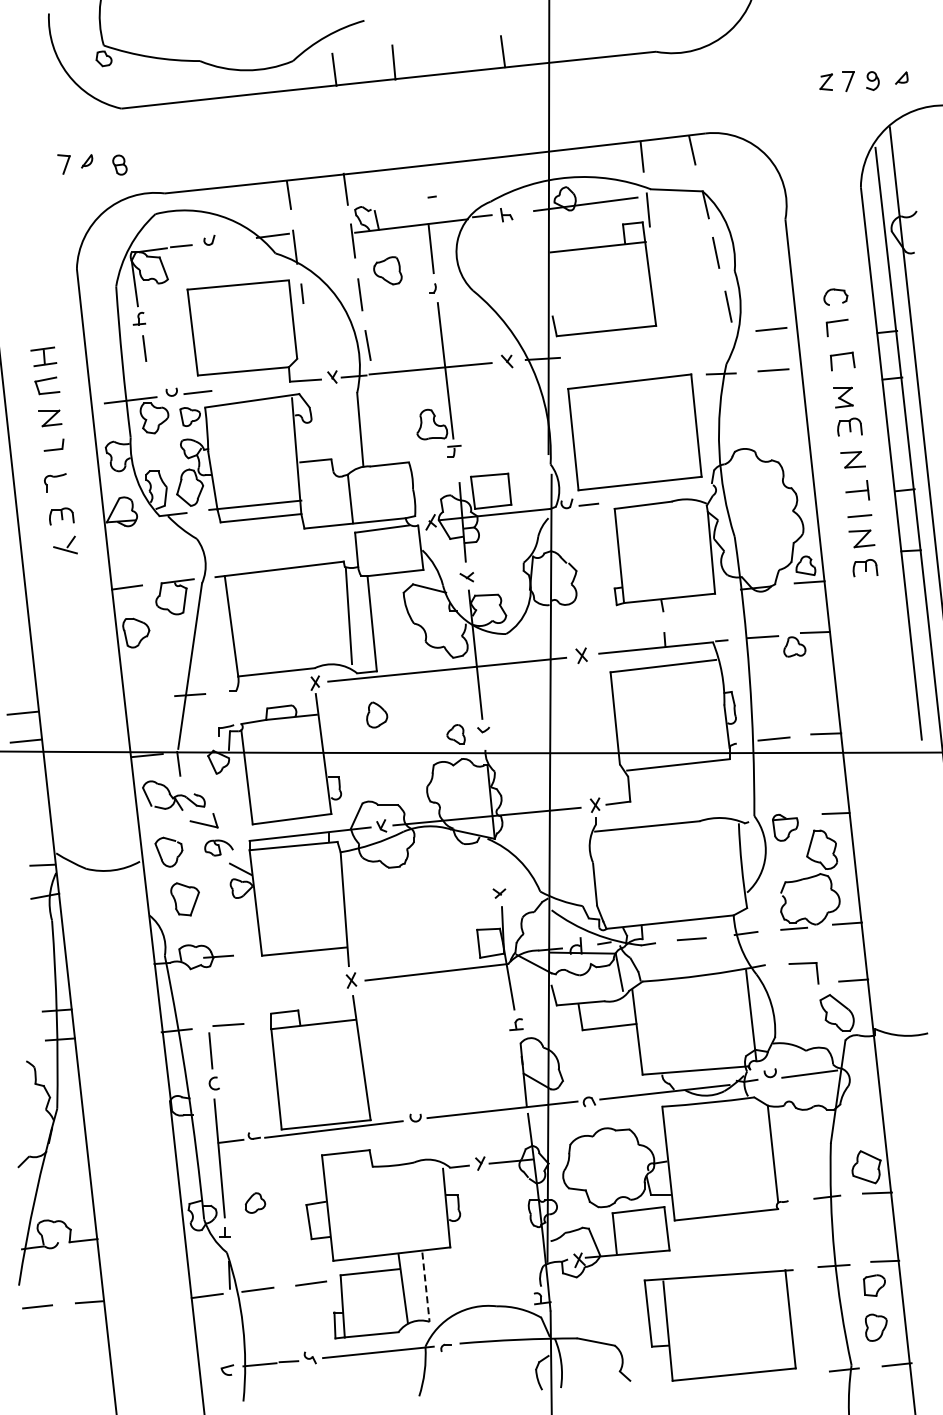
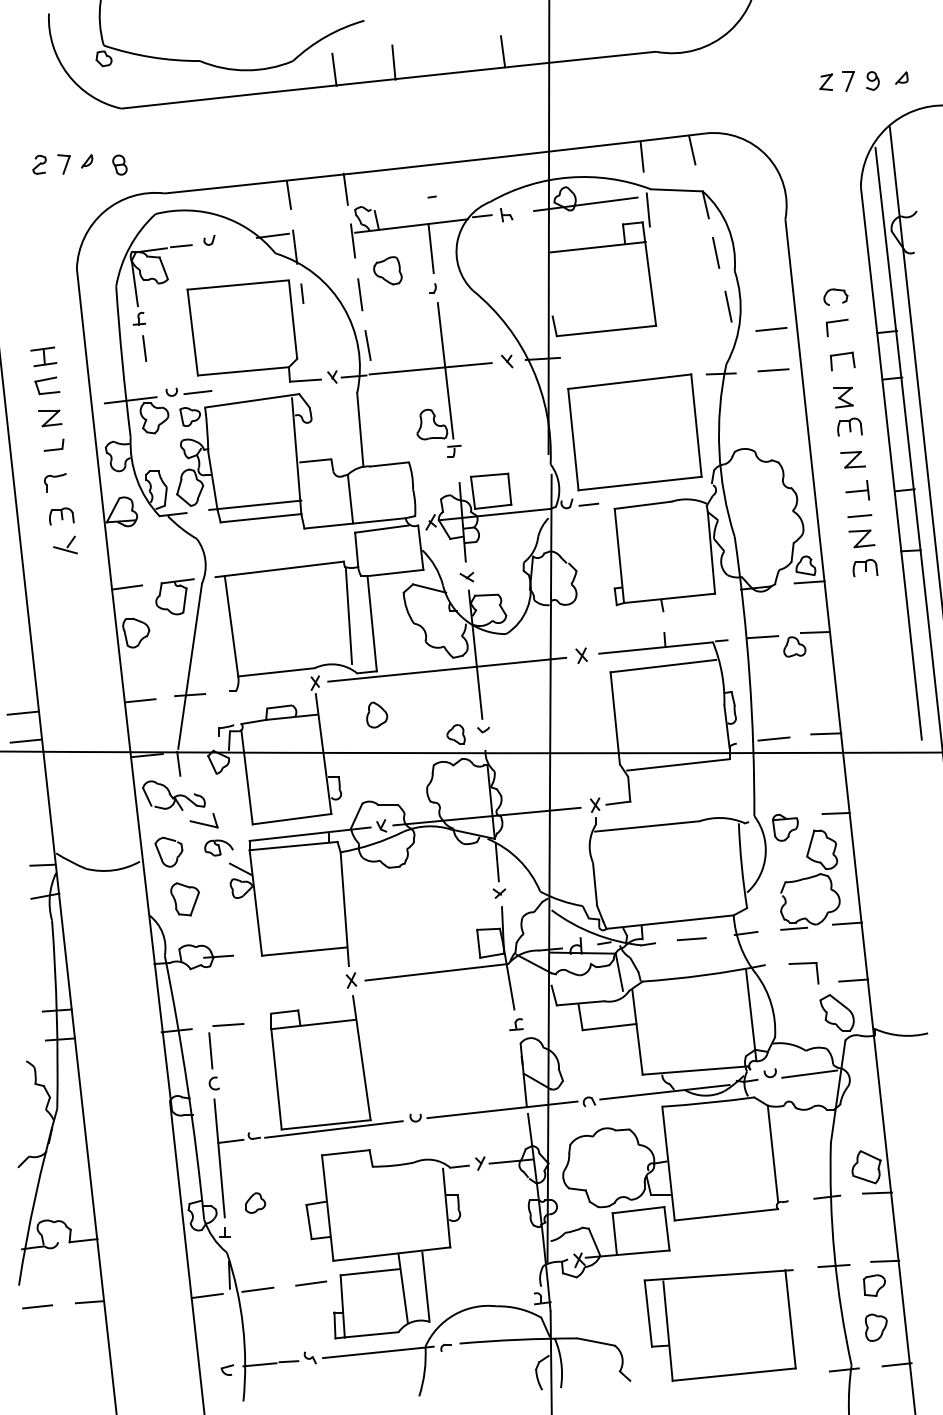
part: none -> present (39, 164)
line: none -> present (140, 700)
line: none -> present (496, 862)
line: dashed -> solid (425, 1287)
